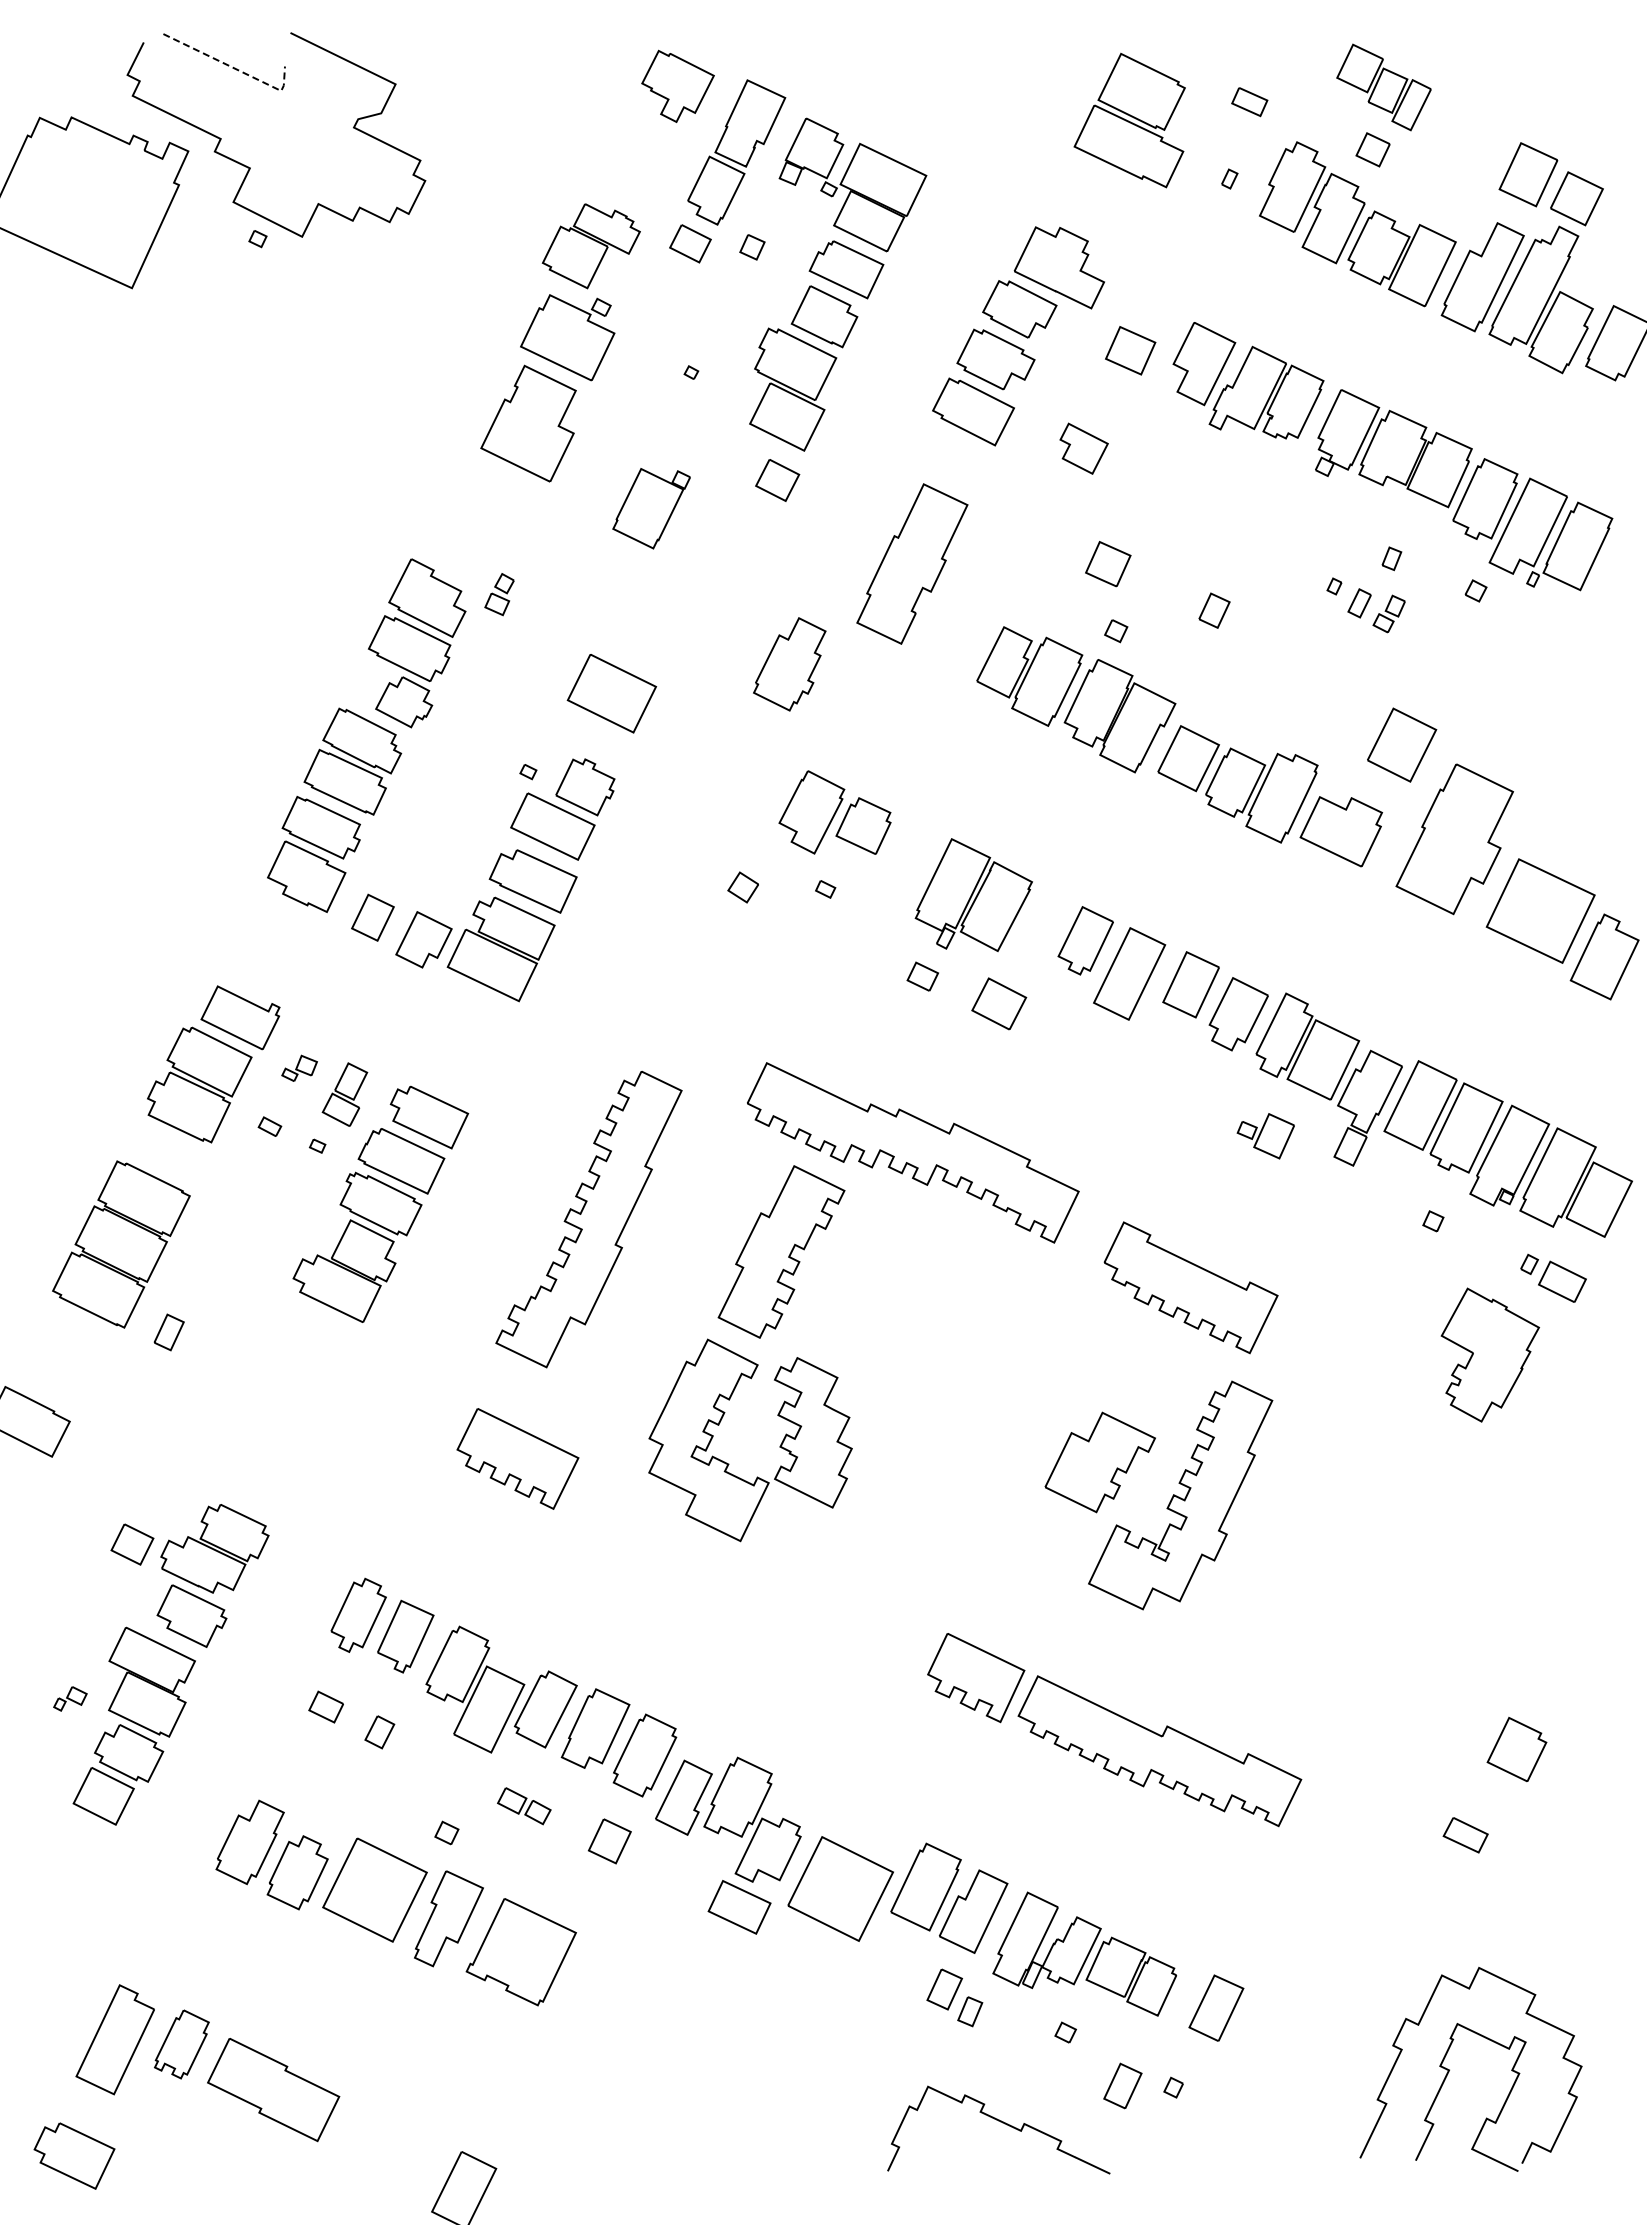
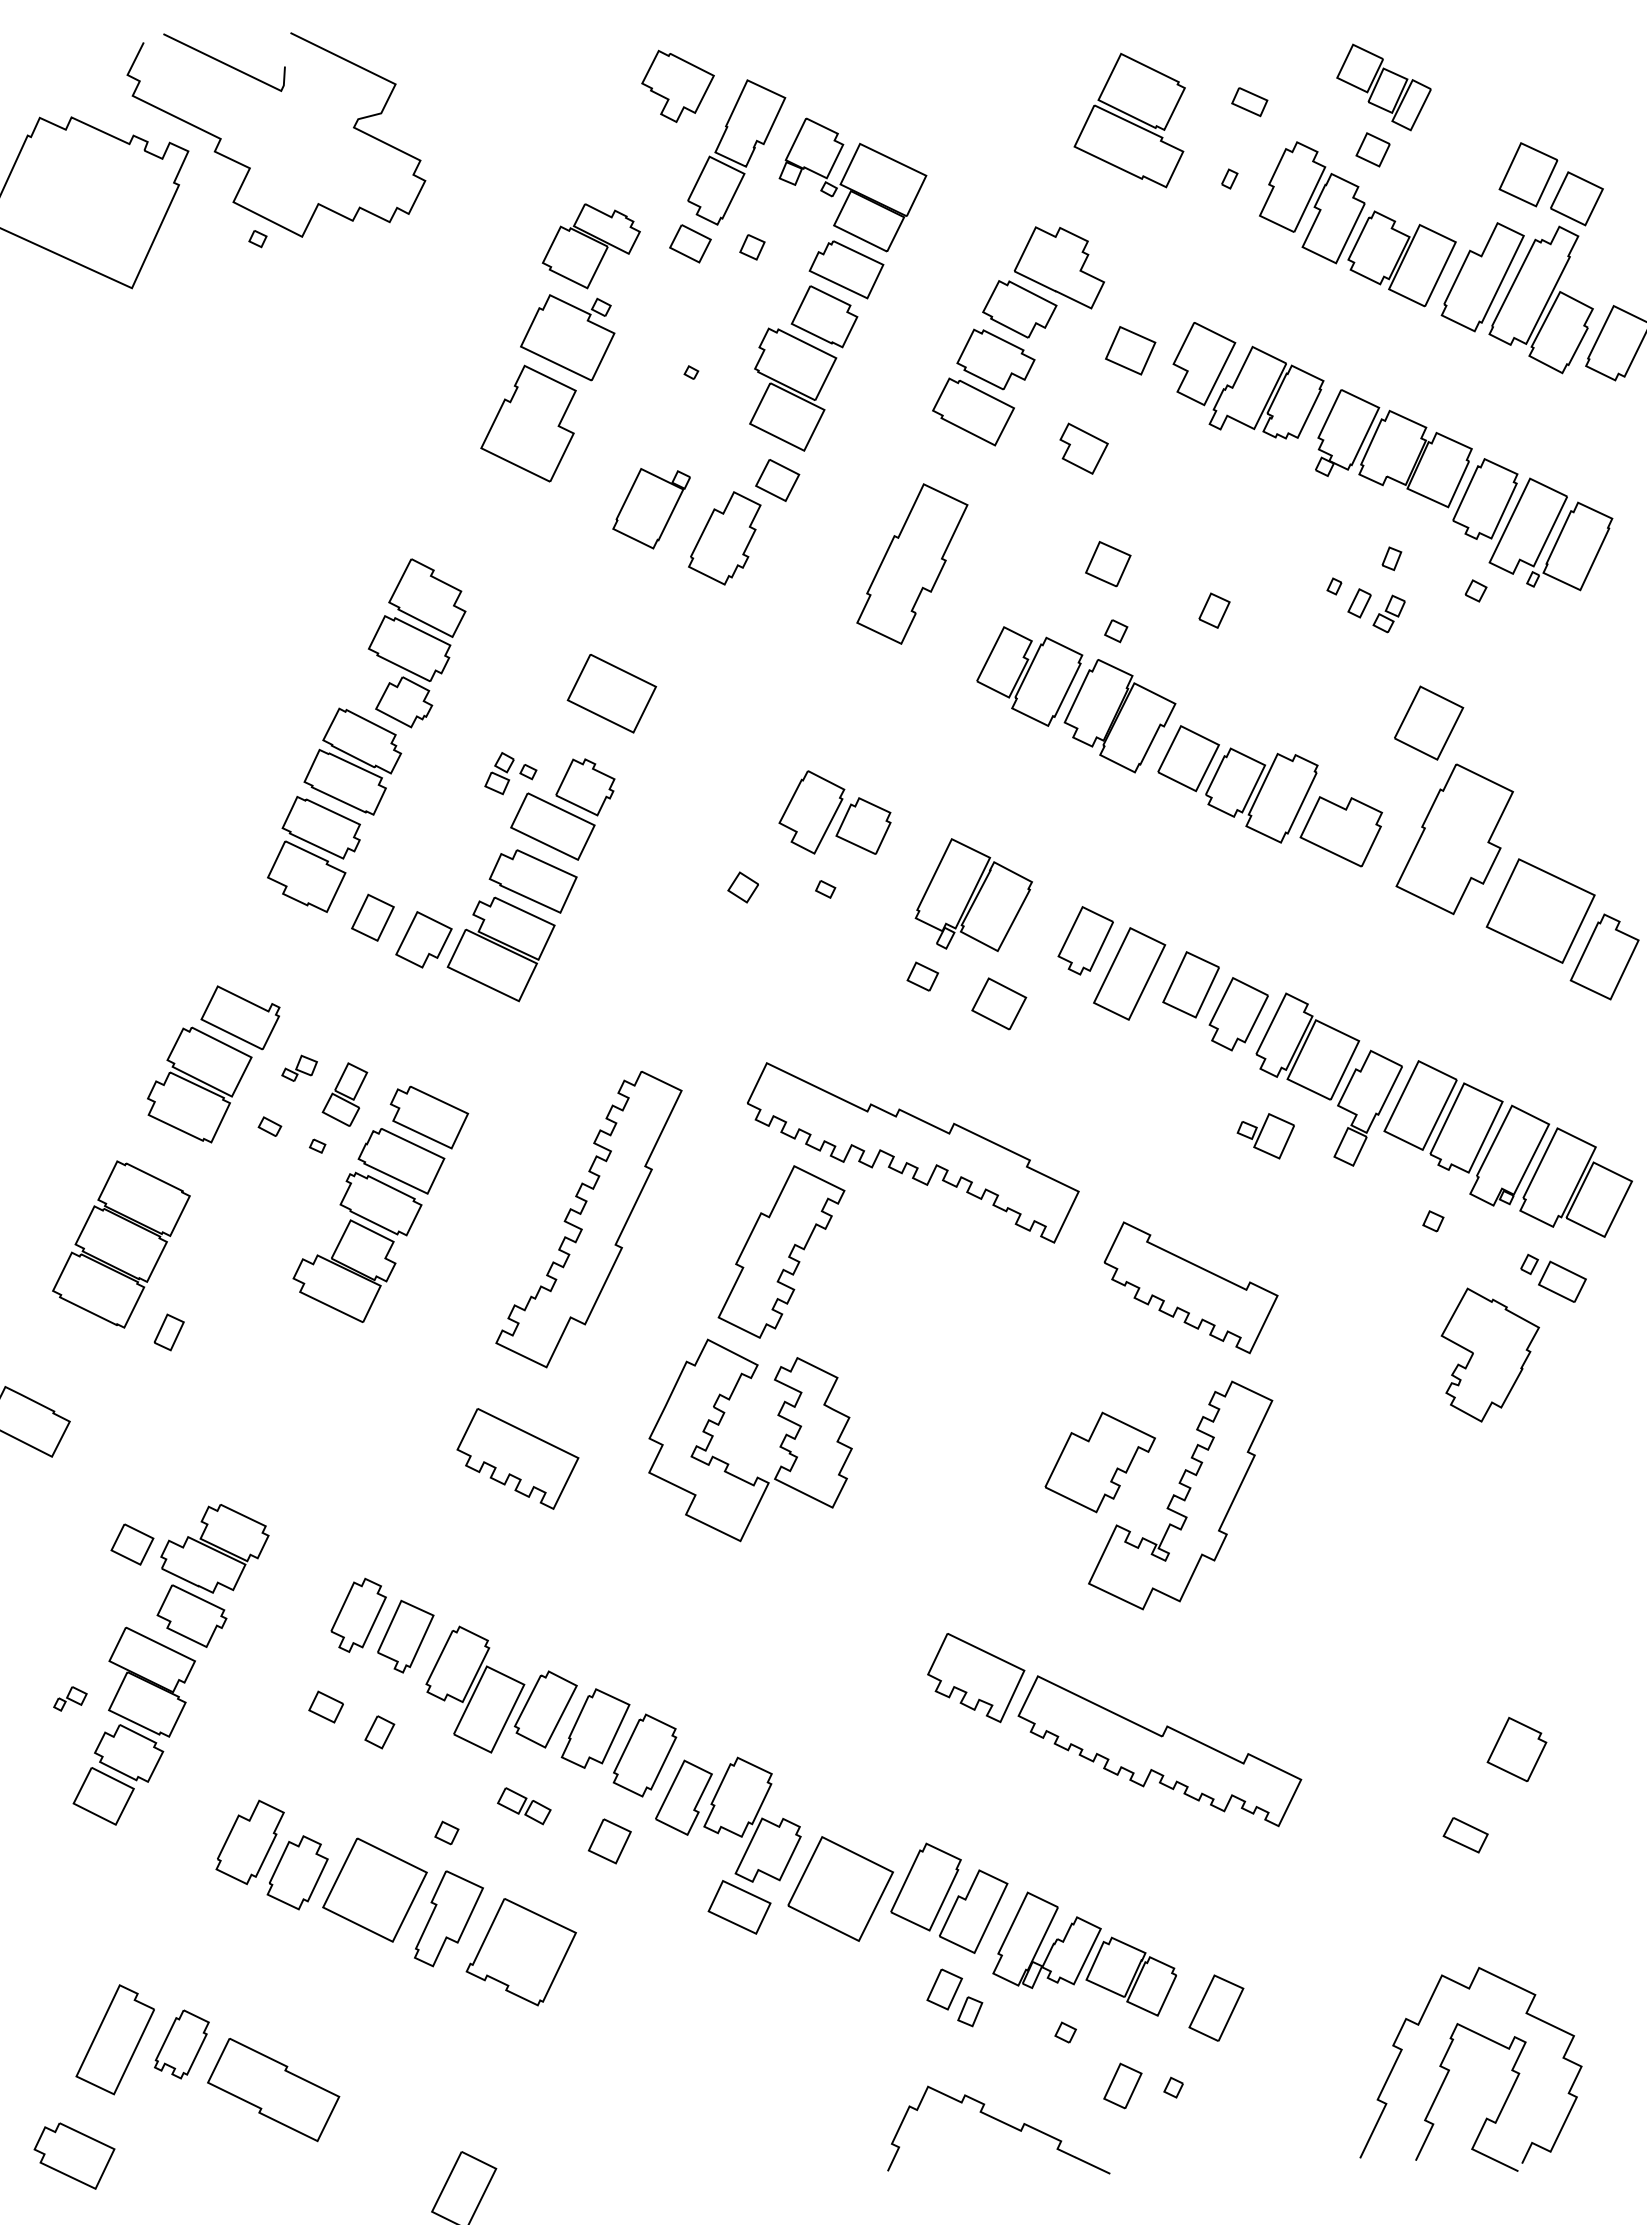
line: dashed -> solid (235, 68)
part position: (499, 594) -> (499, 773) (499, 773)
part position: (789, 664) -> (724, 538) (724, 538)
part position: (1402, 744) -> (1429, 722) (1429, 722)
